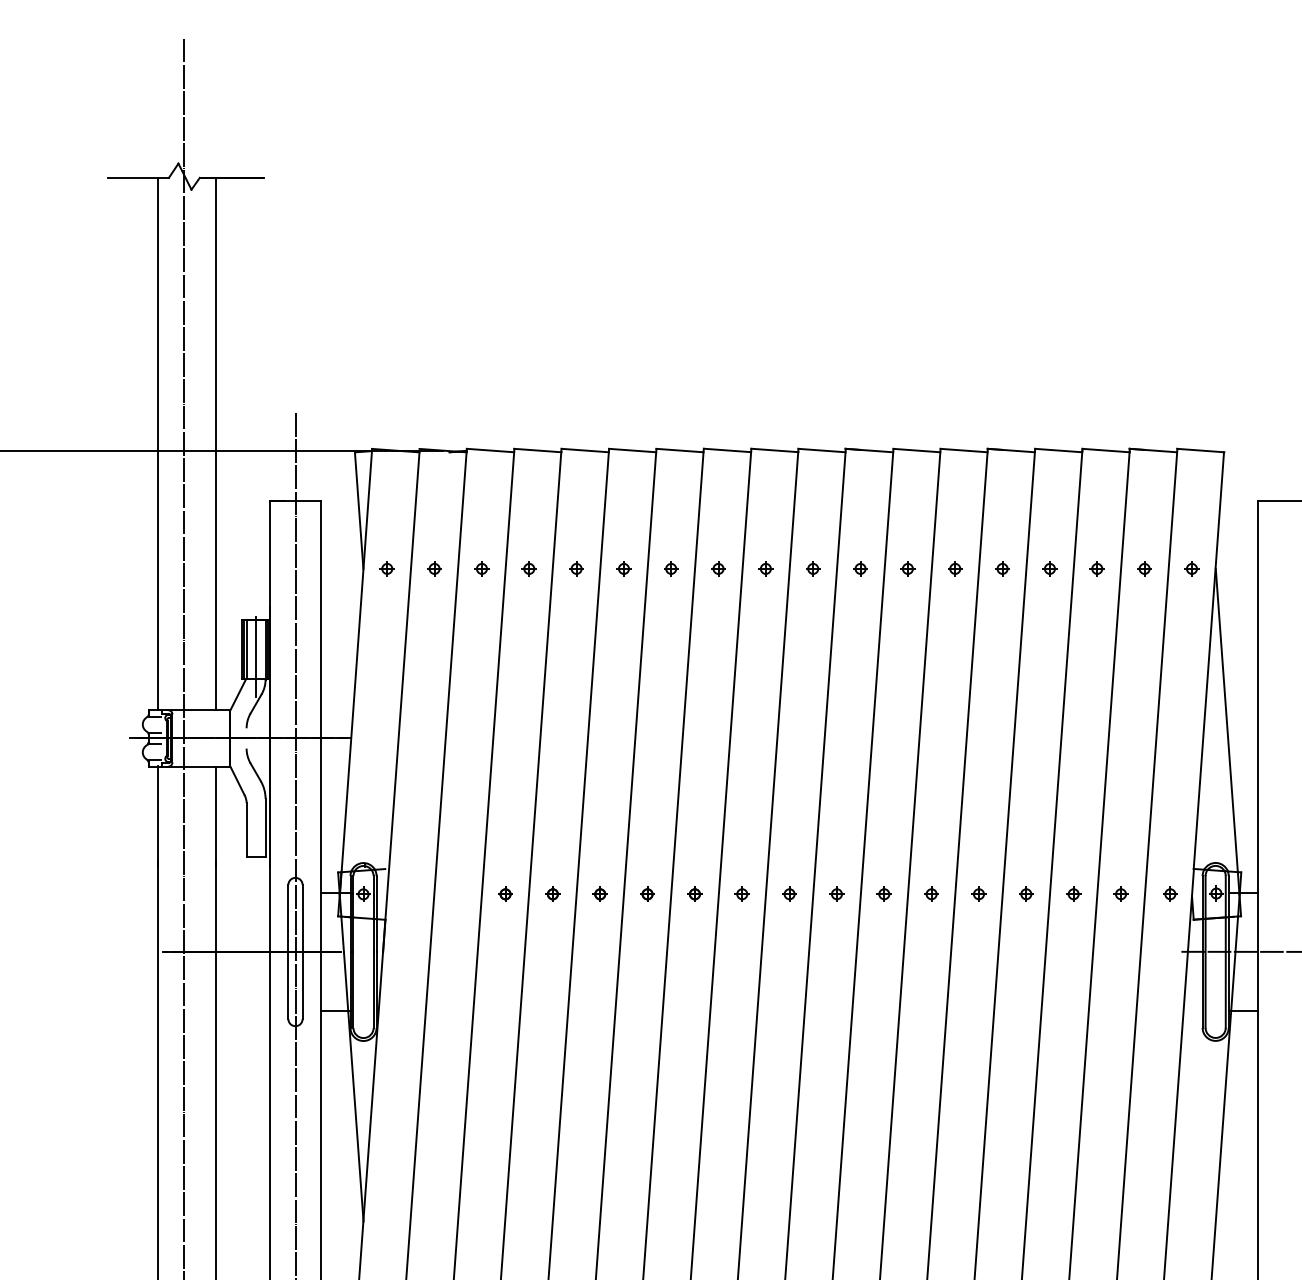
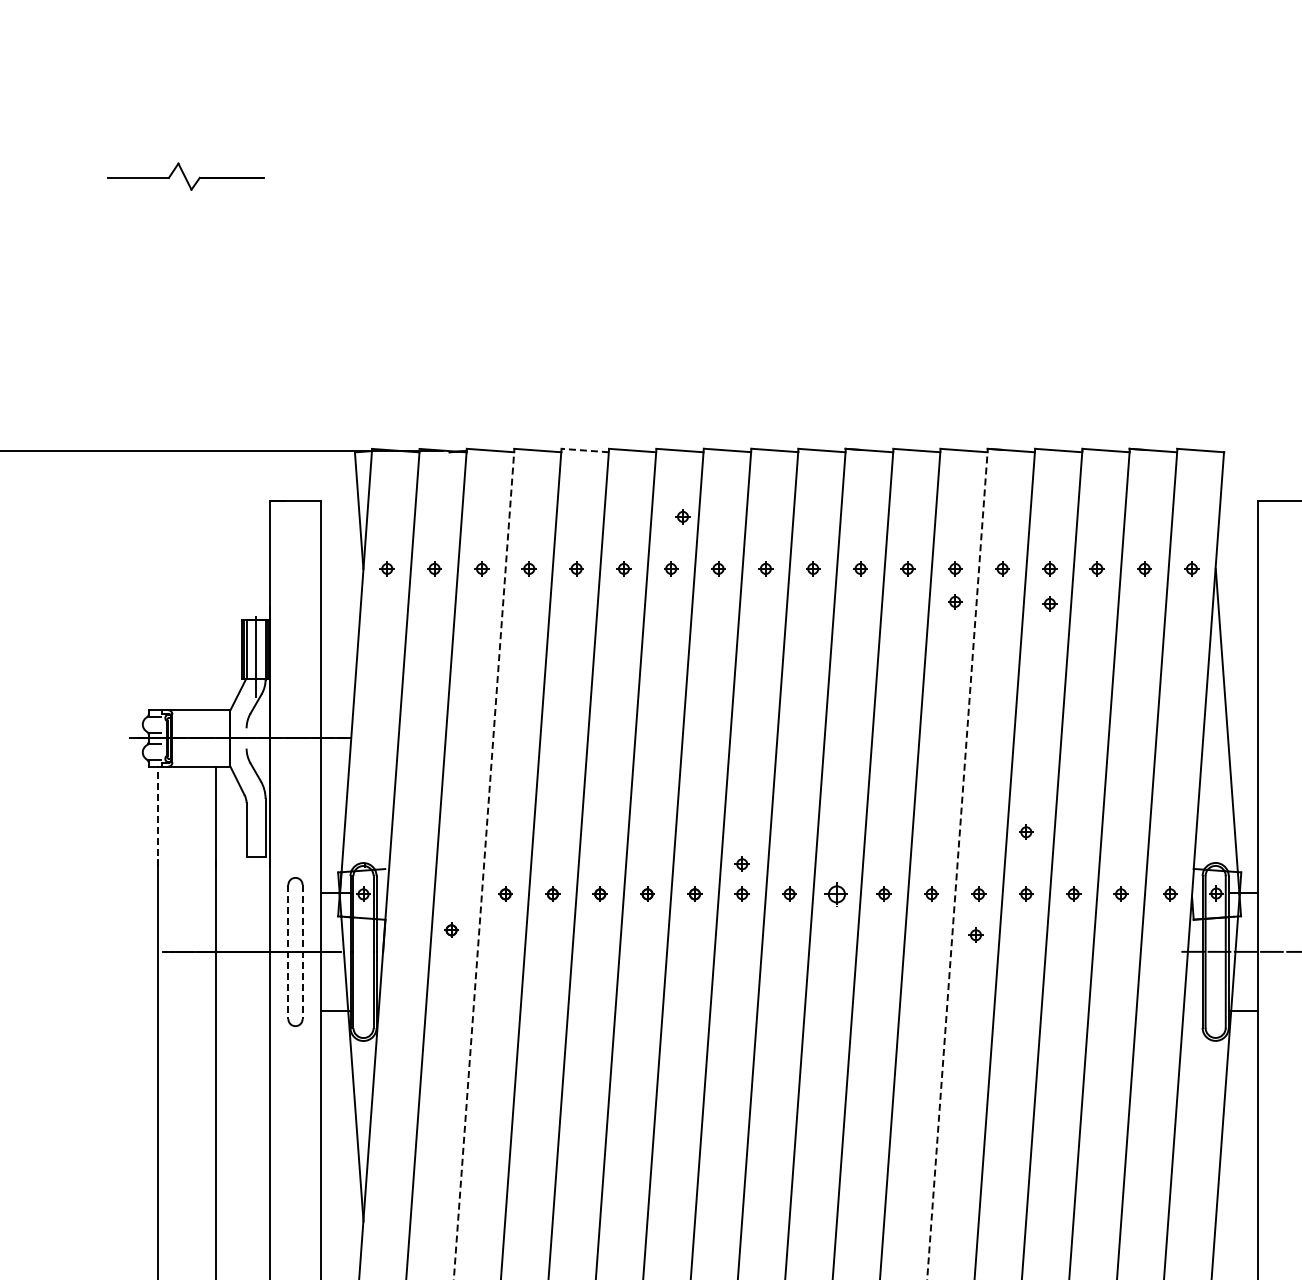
line: present -> none (157, 443)
line: present -> none (215, 443)
line: solid -> dashed (585, 450)
part: none -> present (682, 516)
part: none -> present (955, 601)
part: none -> present (1049, 603)
line: present -> none (183, 657)
line: solid -> dashed (157, 816)
part: none -> present (1026, 831)
line: present -> none (295, 844)
line: solid -> dashed (484, 863)
part: none -> present (741, 863)
line: solid -> dashed (957, 863)
part size: 16x16 px -> 24x25 px (835, 894)
part: none -> present (451, 929)
part: none -> present (975, 934)
line: solid -> dashed (288, 952)
line: solid -> dashed (302, 952)
